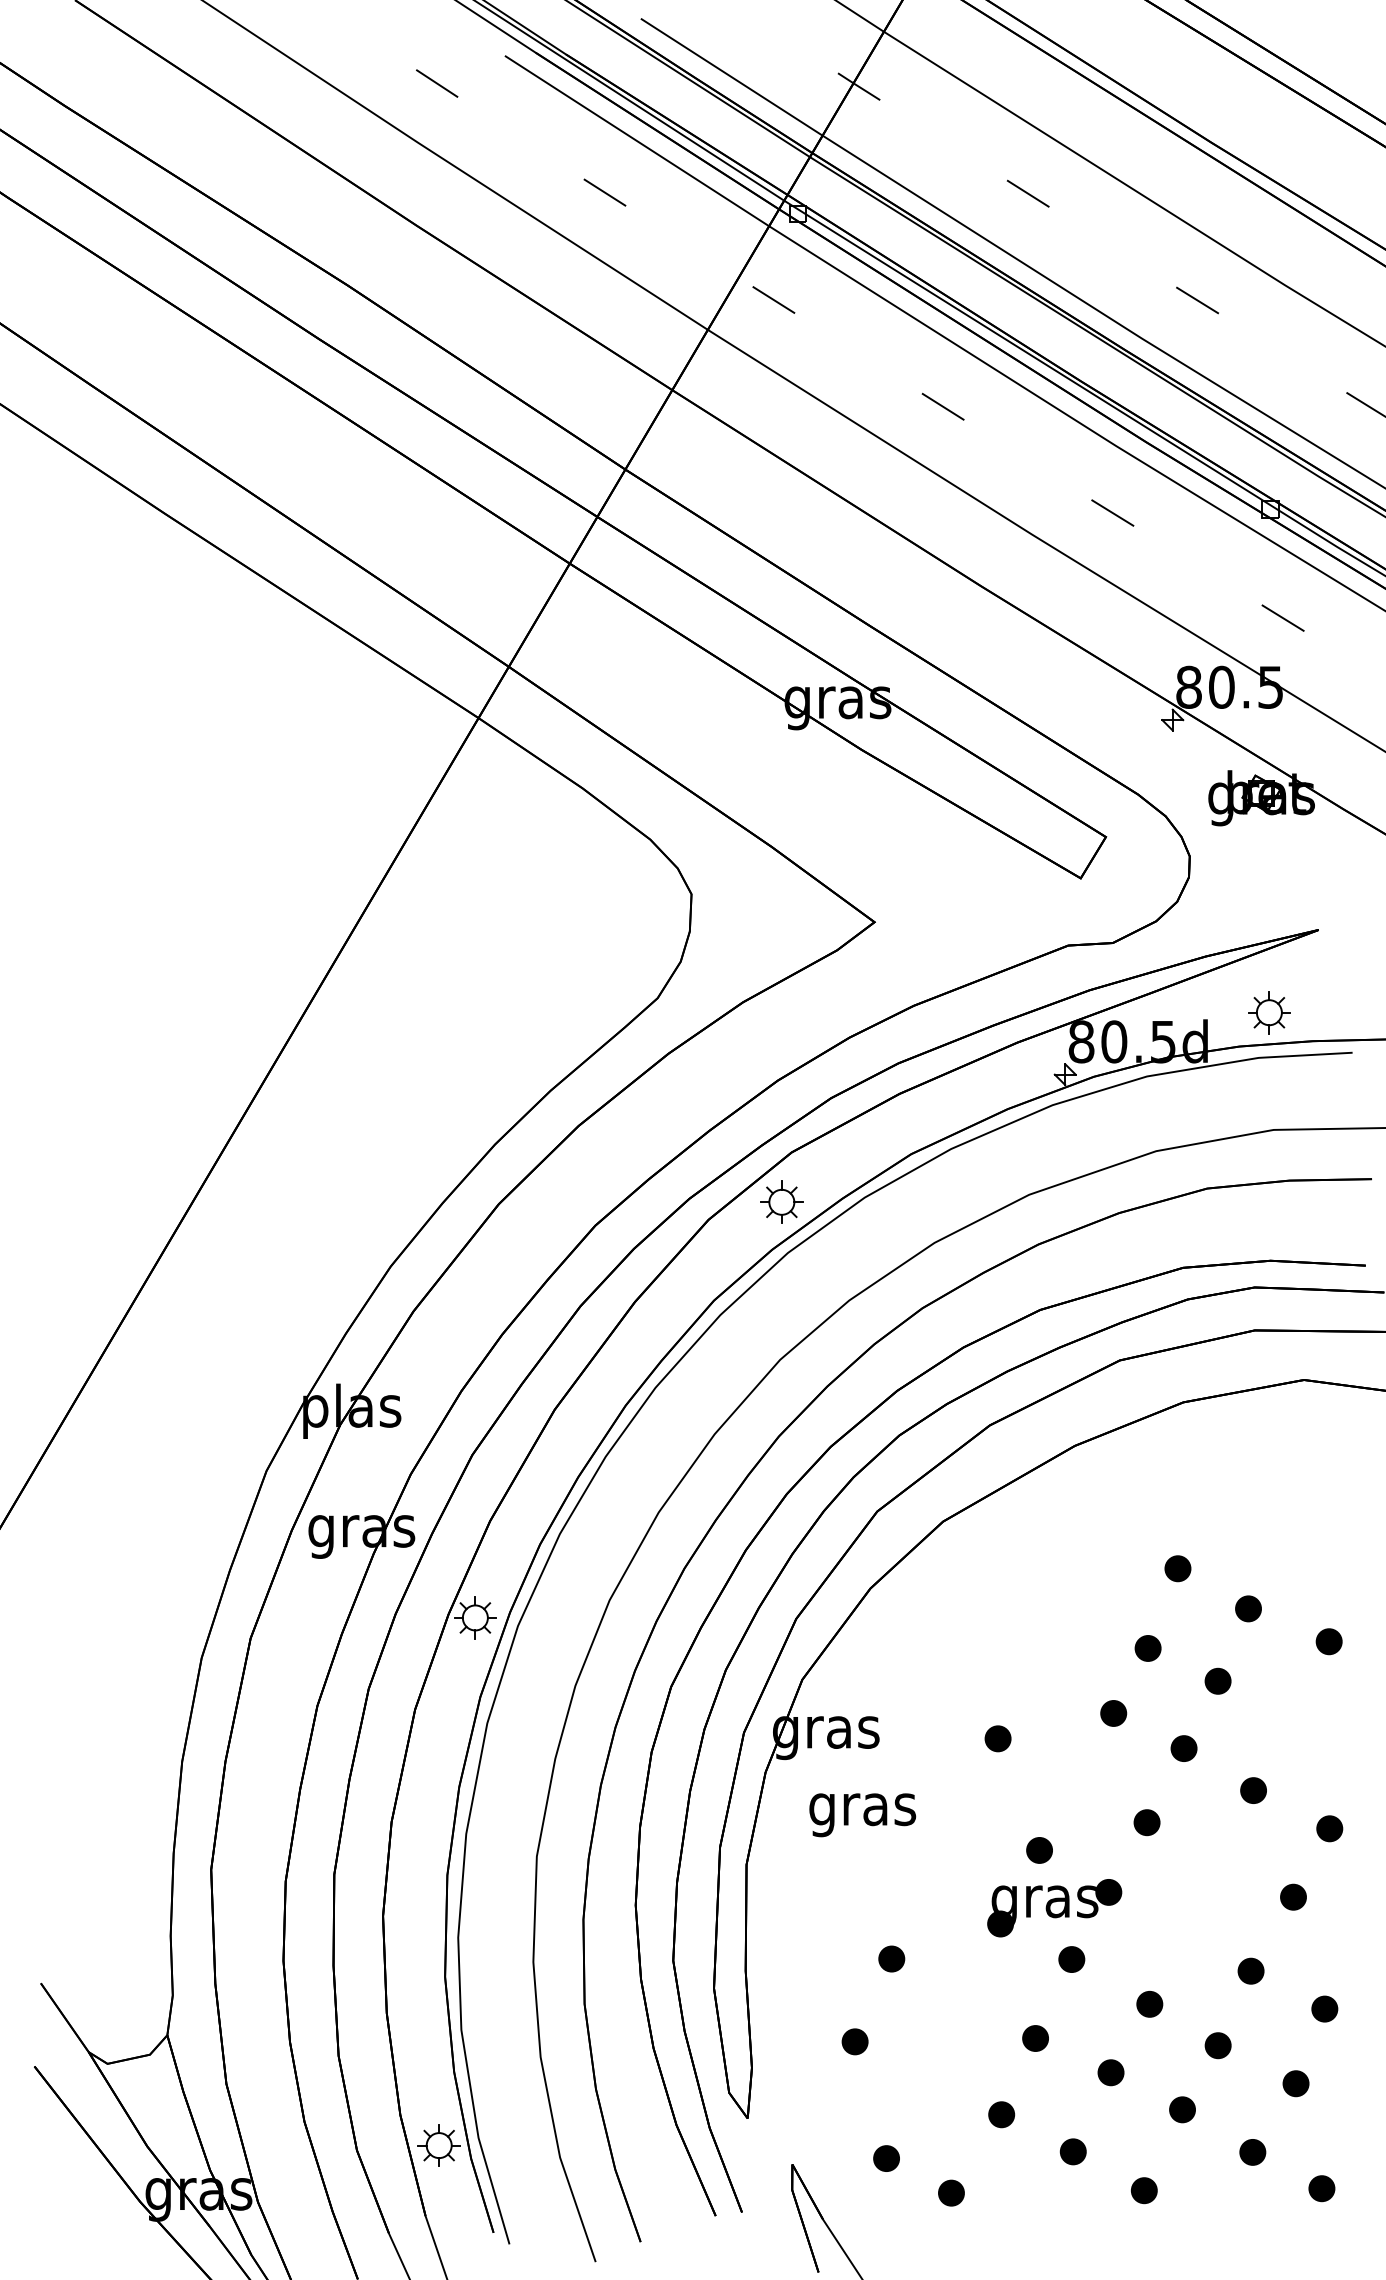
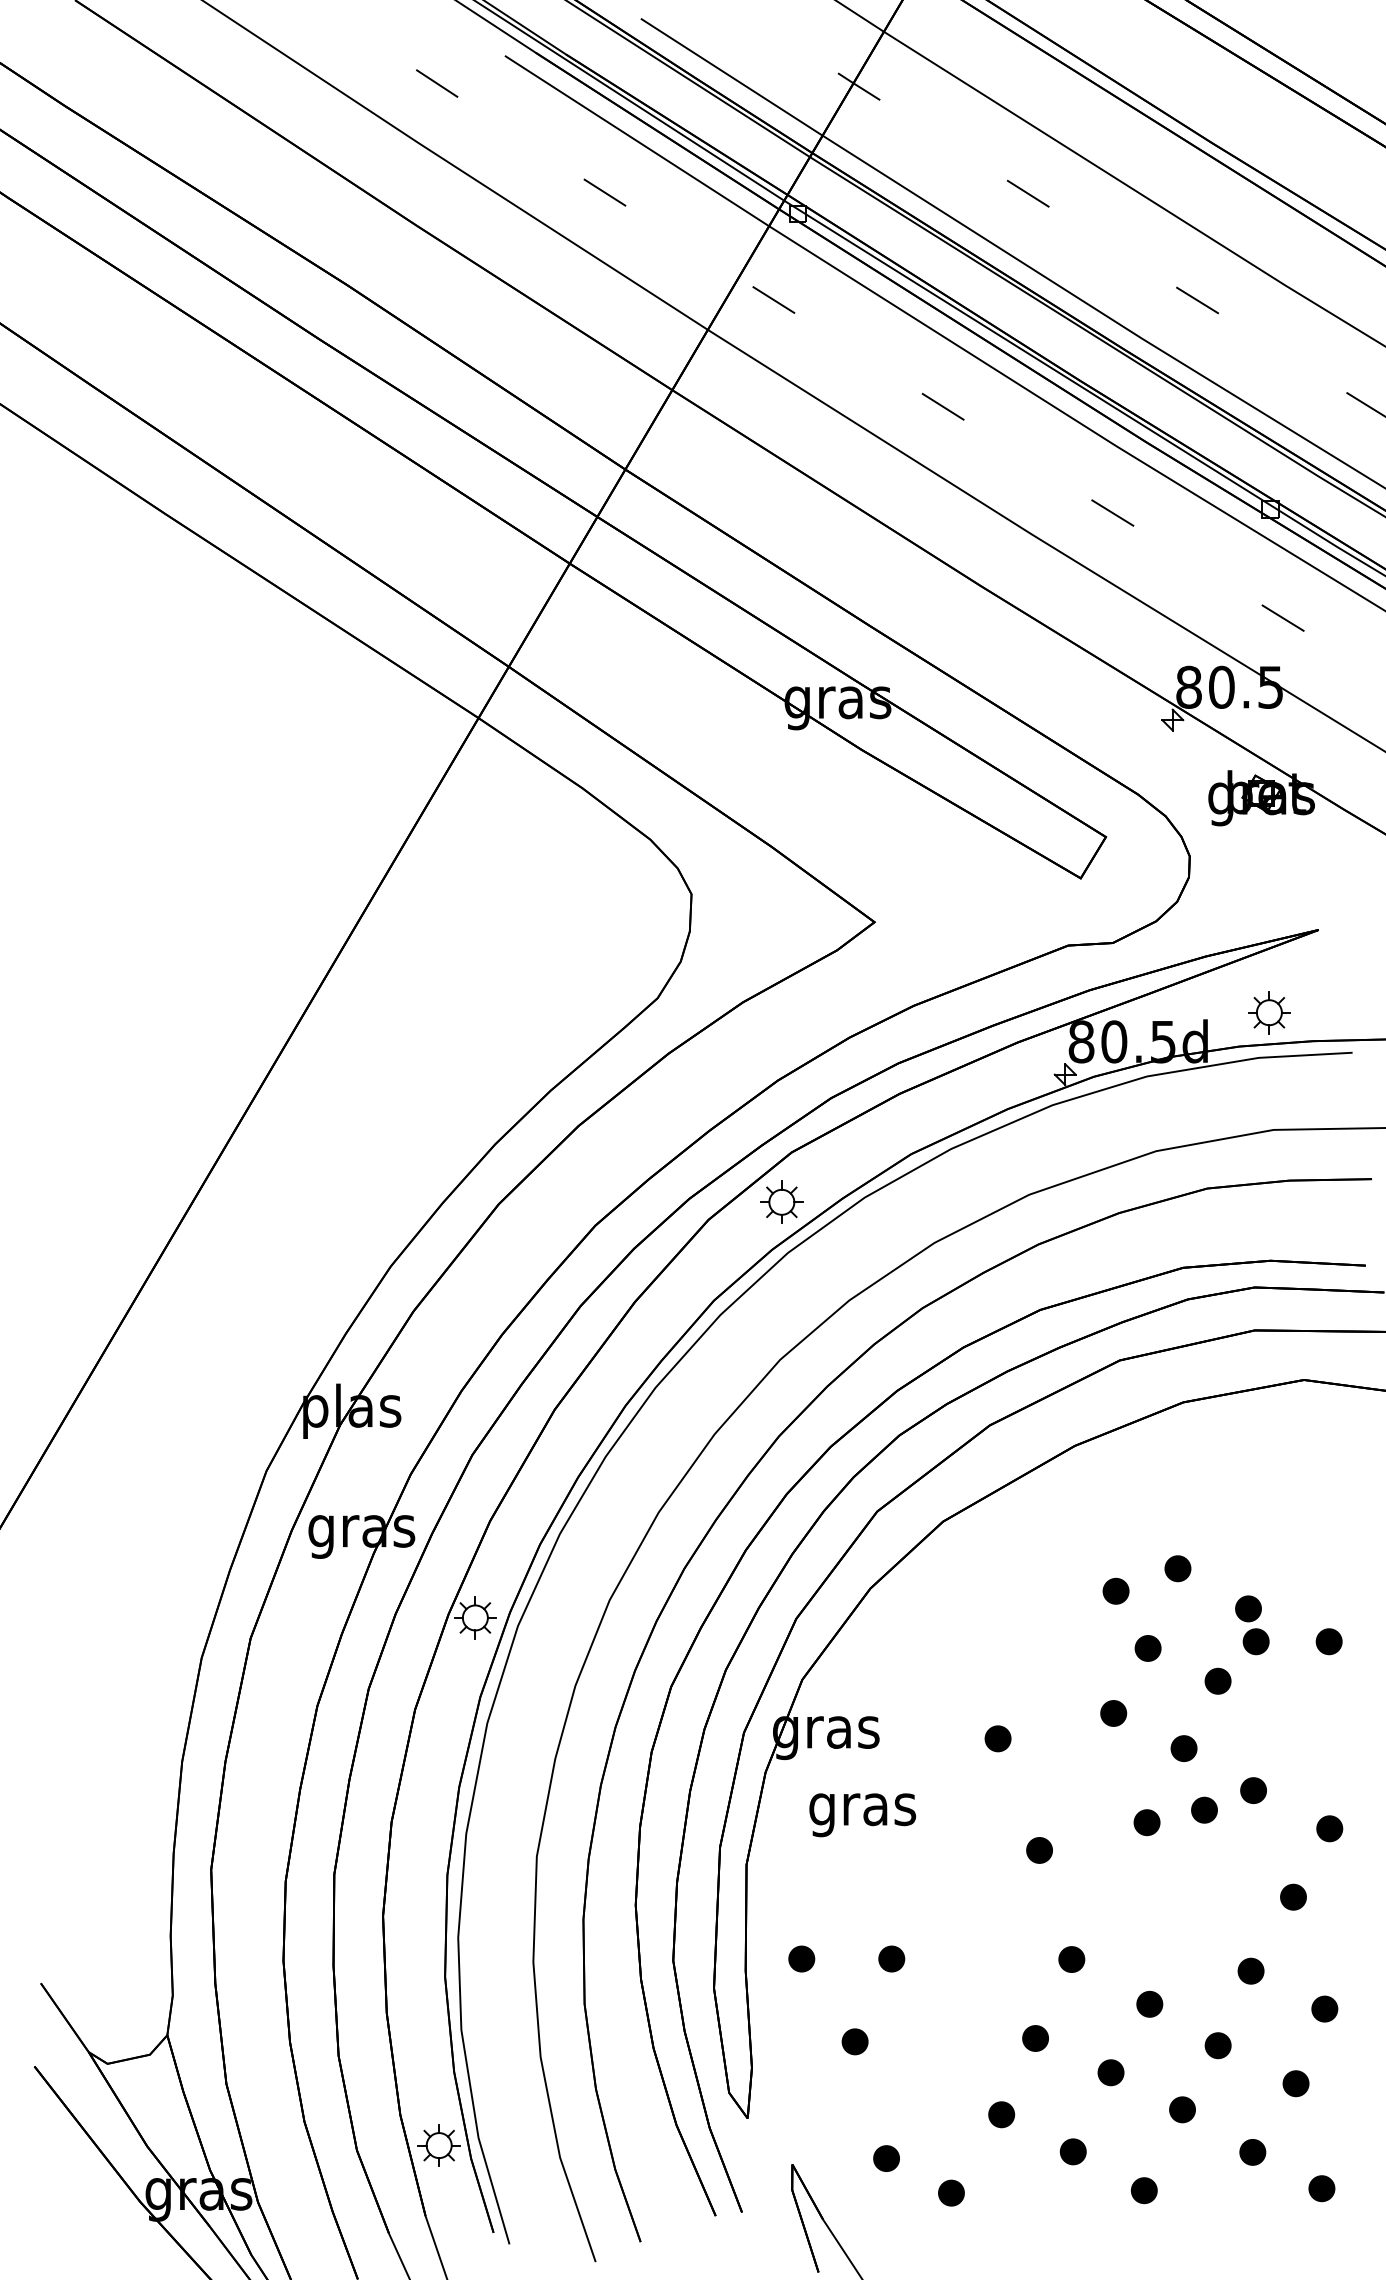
part: none -> present (1115, 1590)
part: none -> present (1255, 1641)
part: none -> present (1204, 1809)
part: present -> none (1054, 1908)
part: none -> present (801, 1958)
